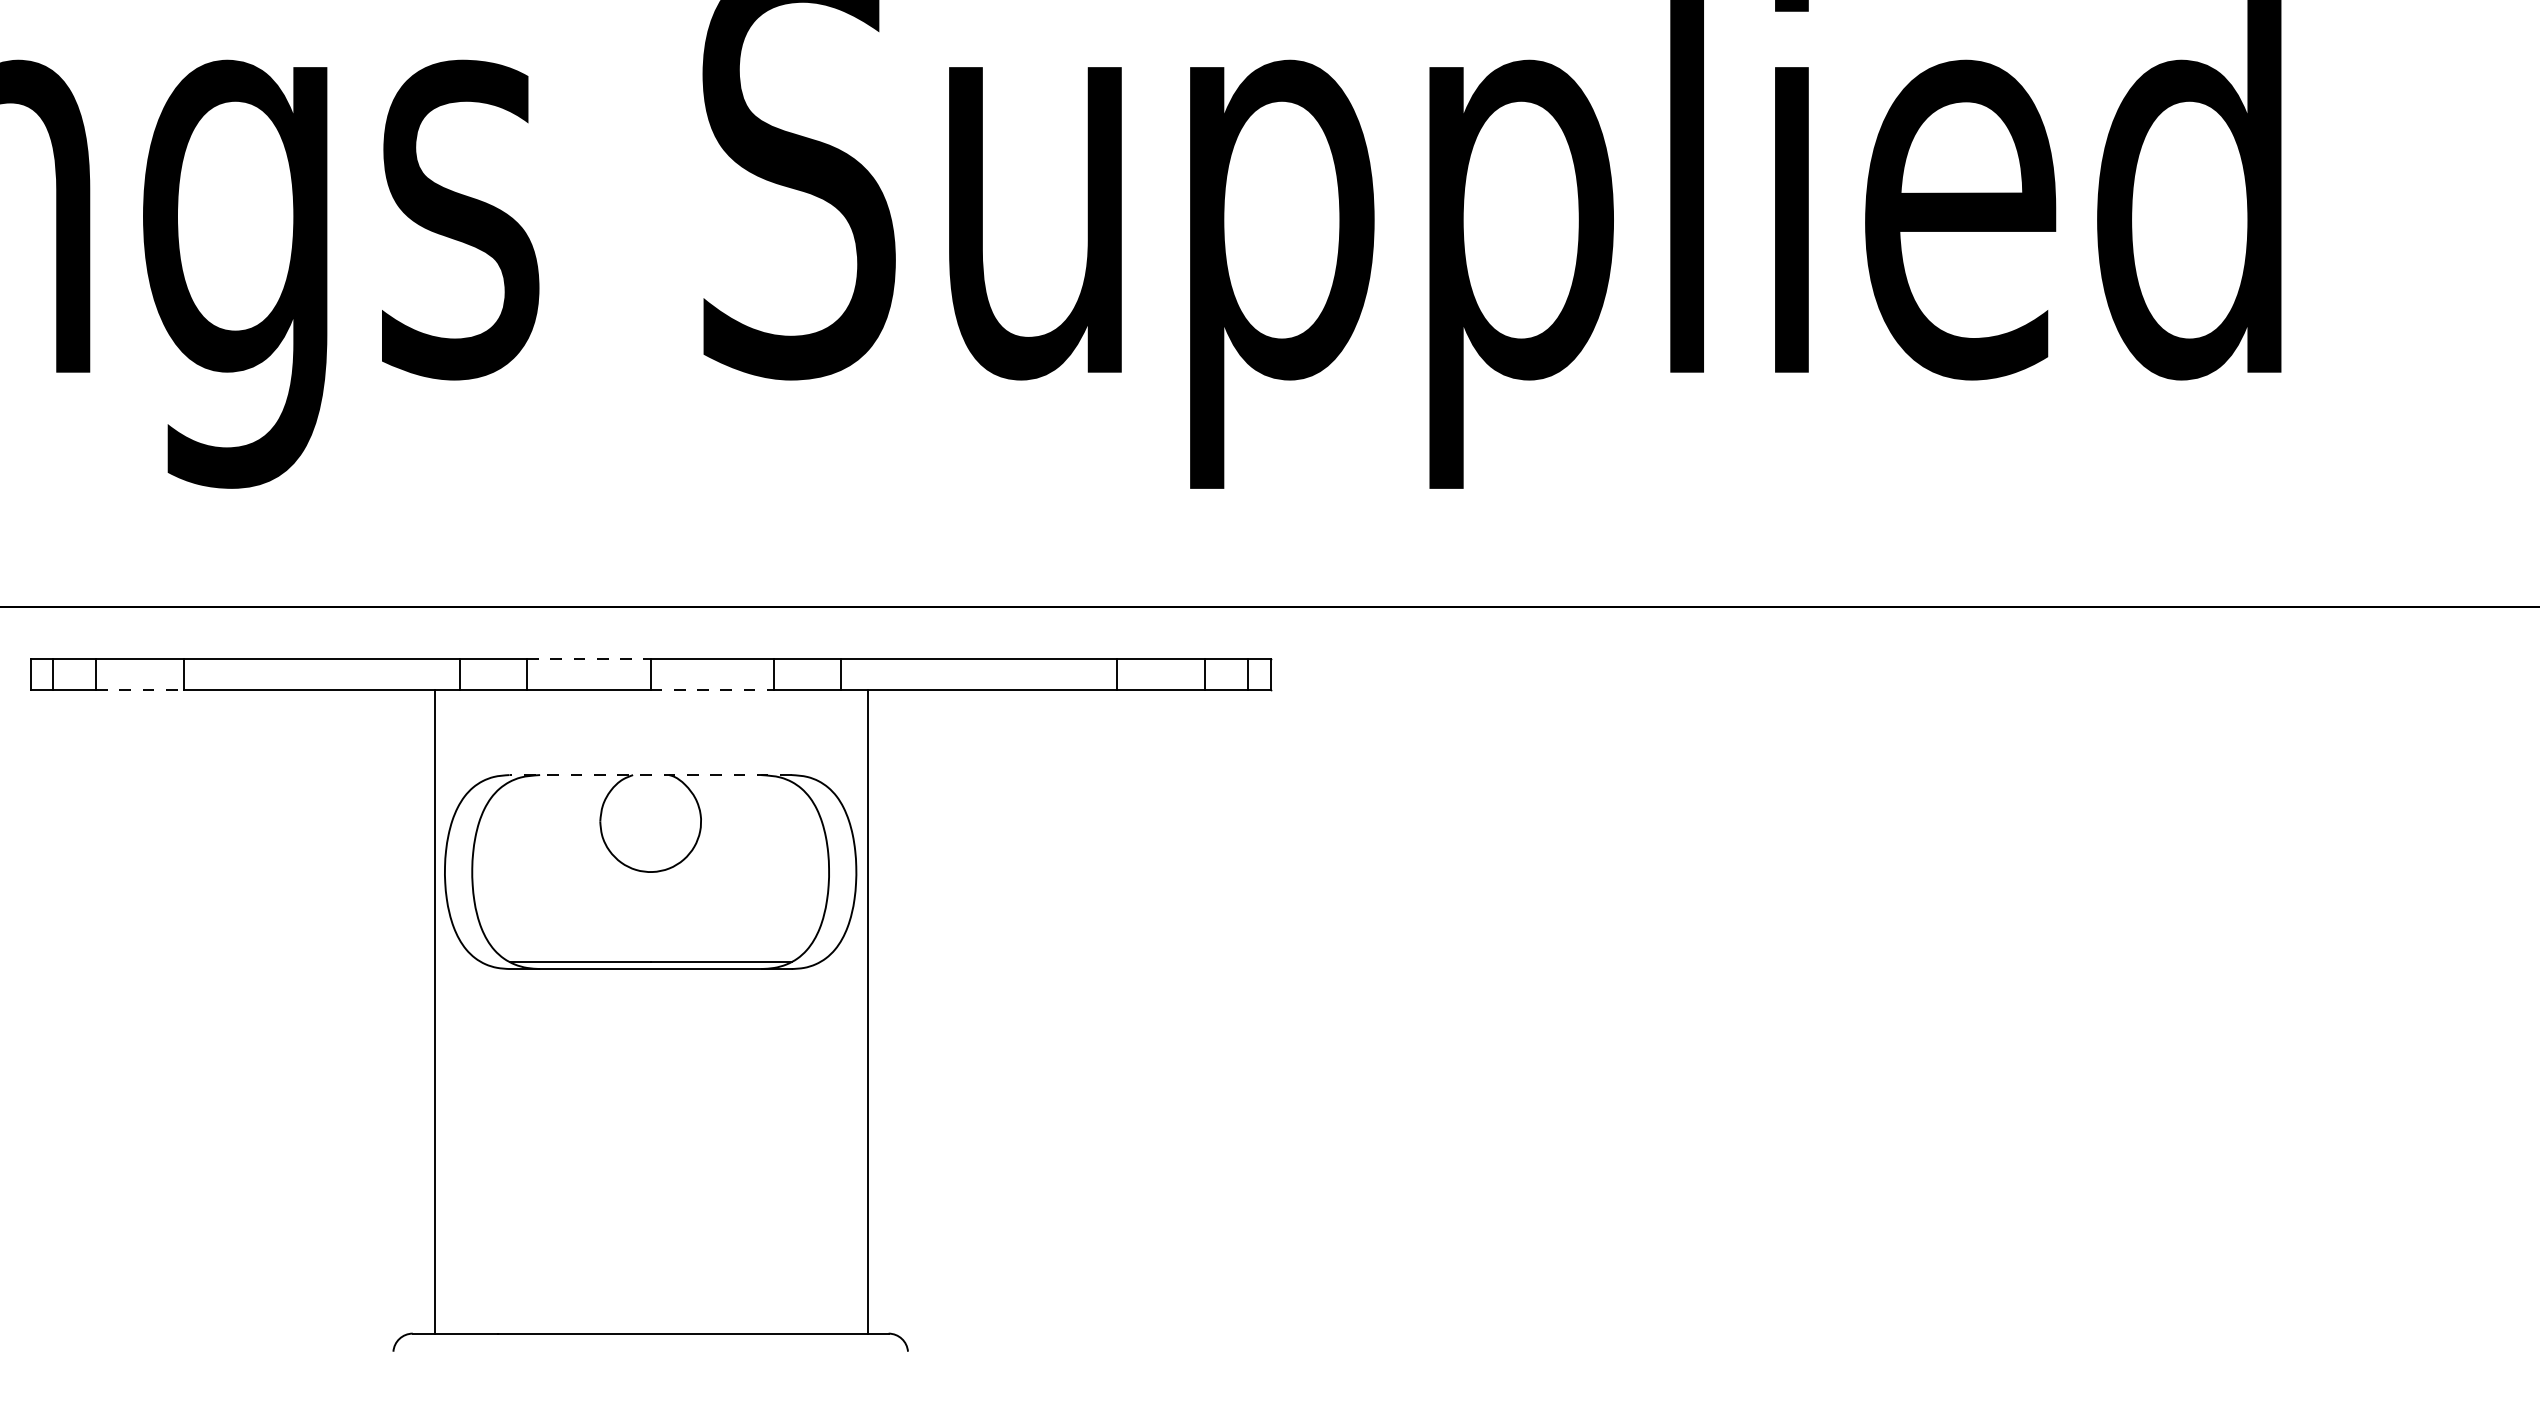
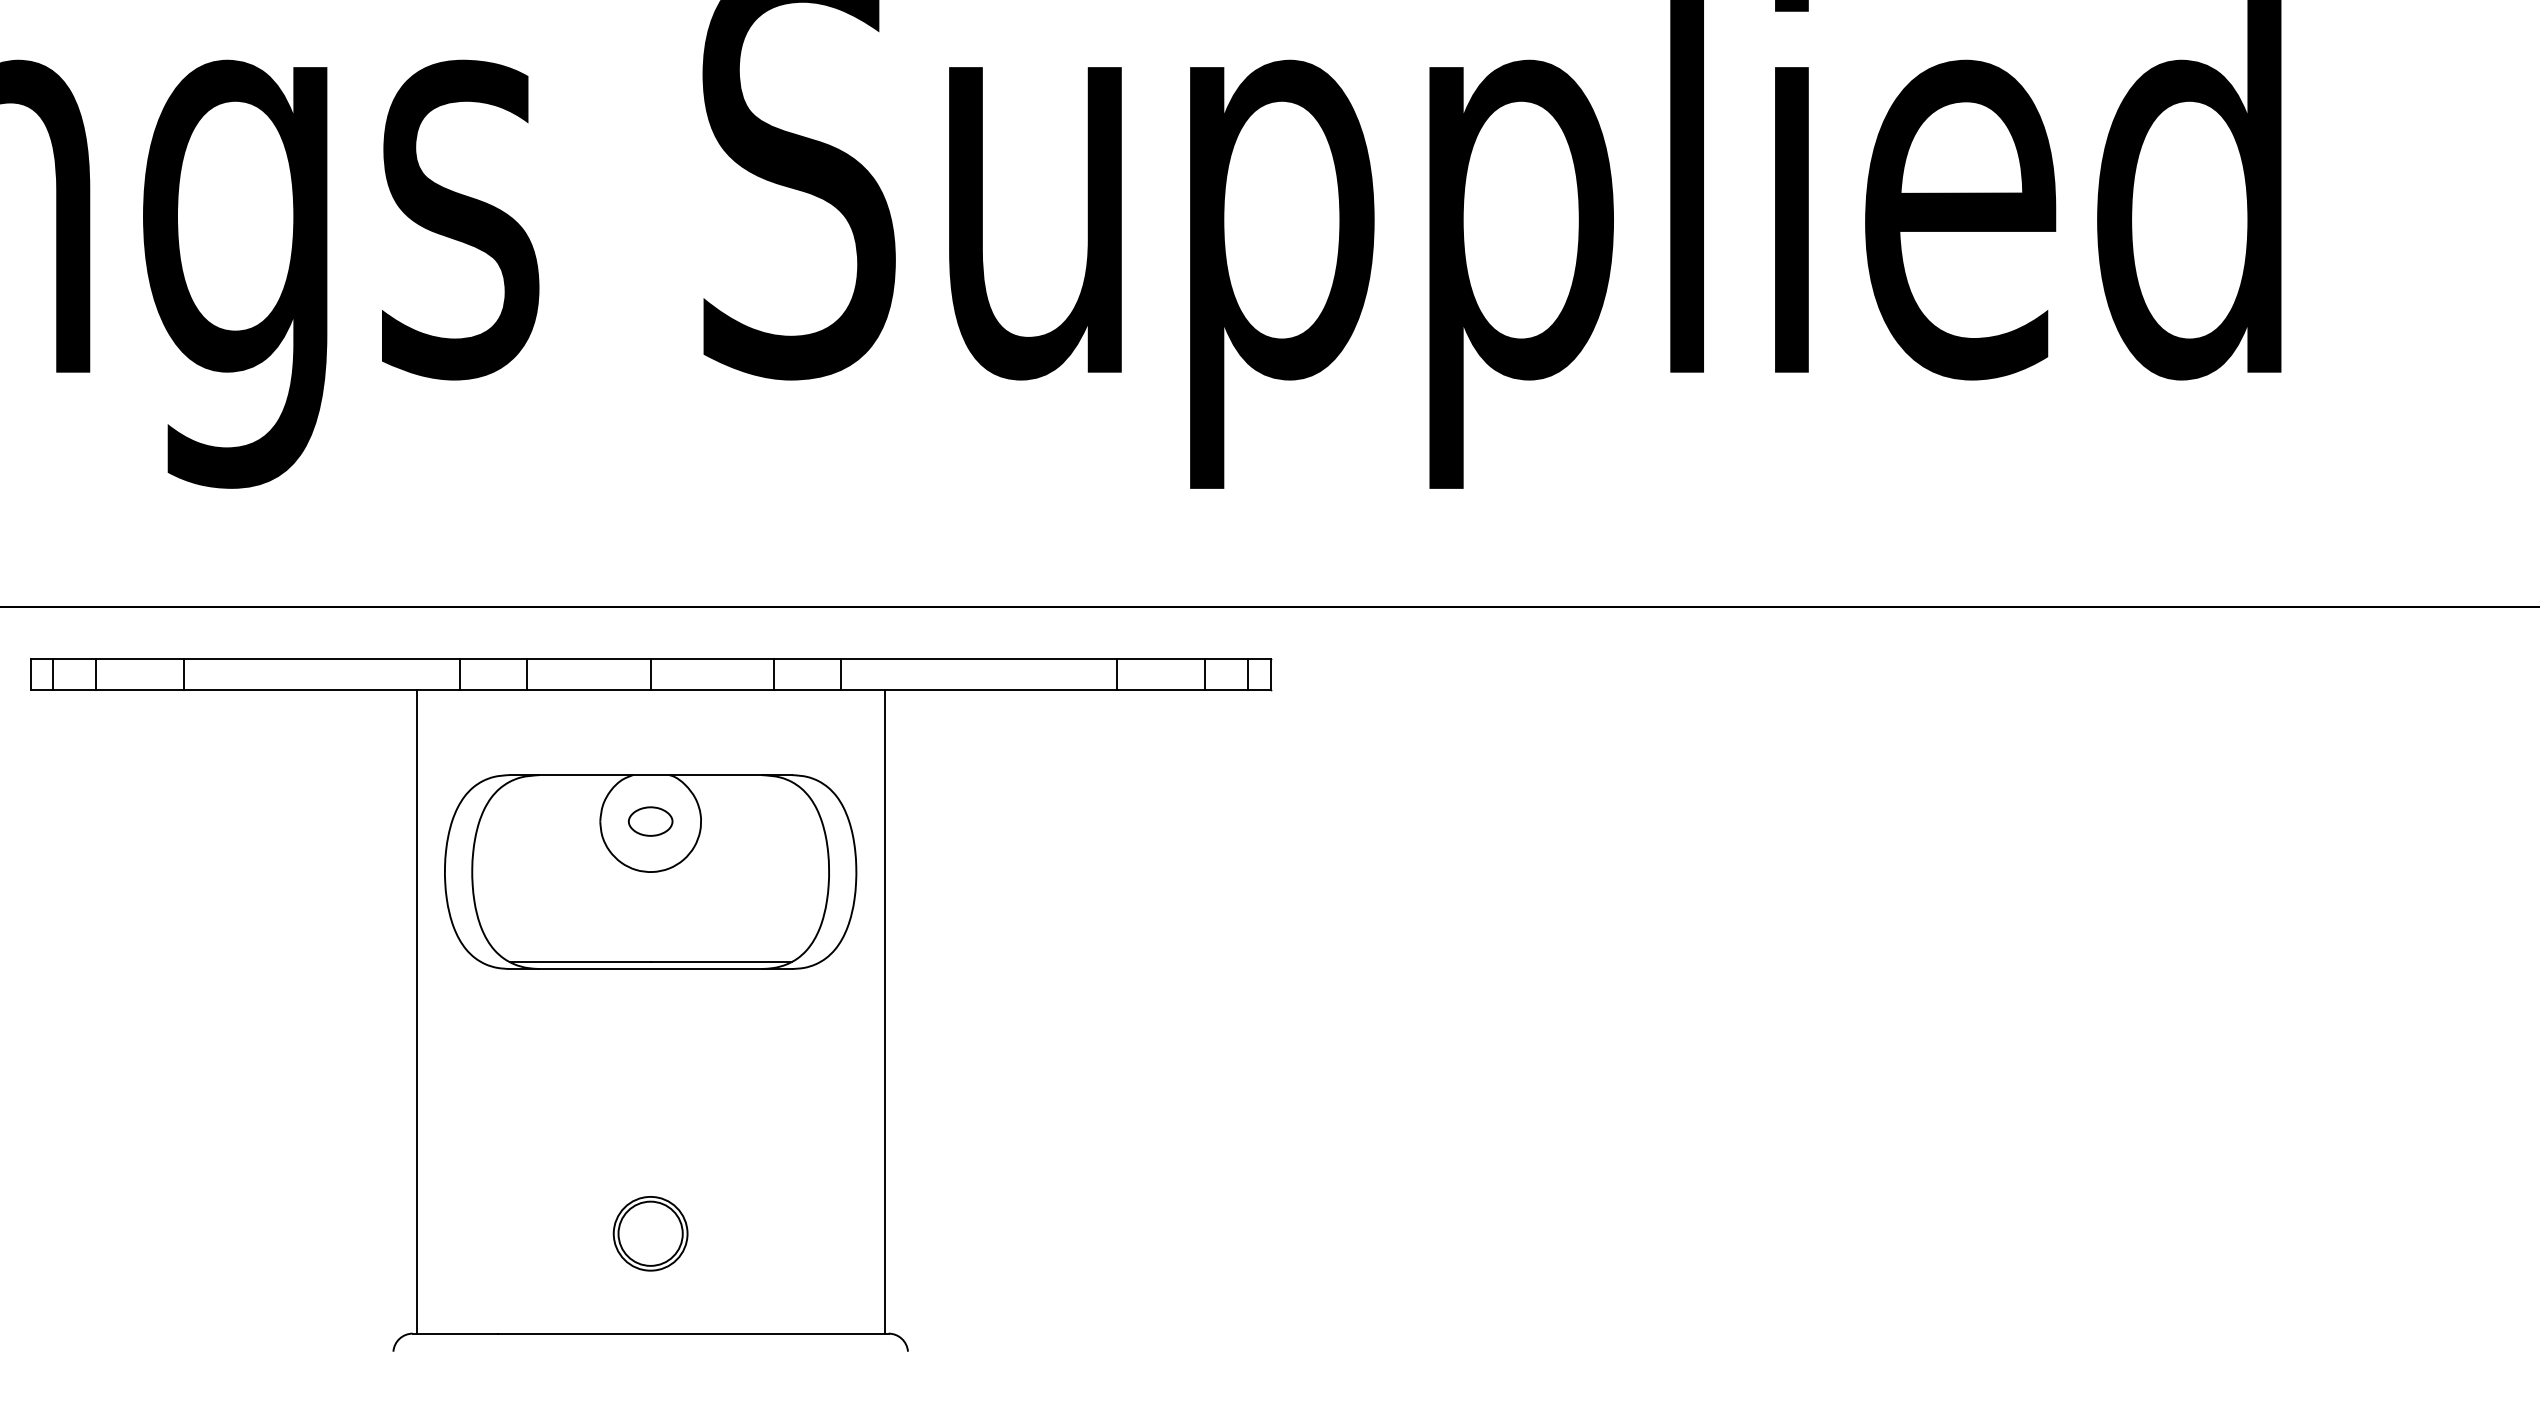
line: dashed -> solid (588, 658)
line: dashed -> solid (140, 689)
line: dashed -> solid (712, 689)
line: dashed -> solid (650, 775)
part: none -> present (650, 821)
line position: (434, 1011) -> (416, 1011) (416, 1011)
line position: (867, 1011) -> (884, 1011) (884, 1011)
part: none -> present (650, 1233)
